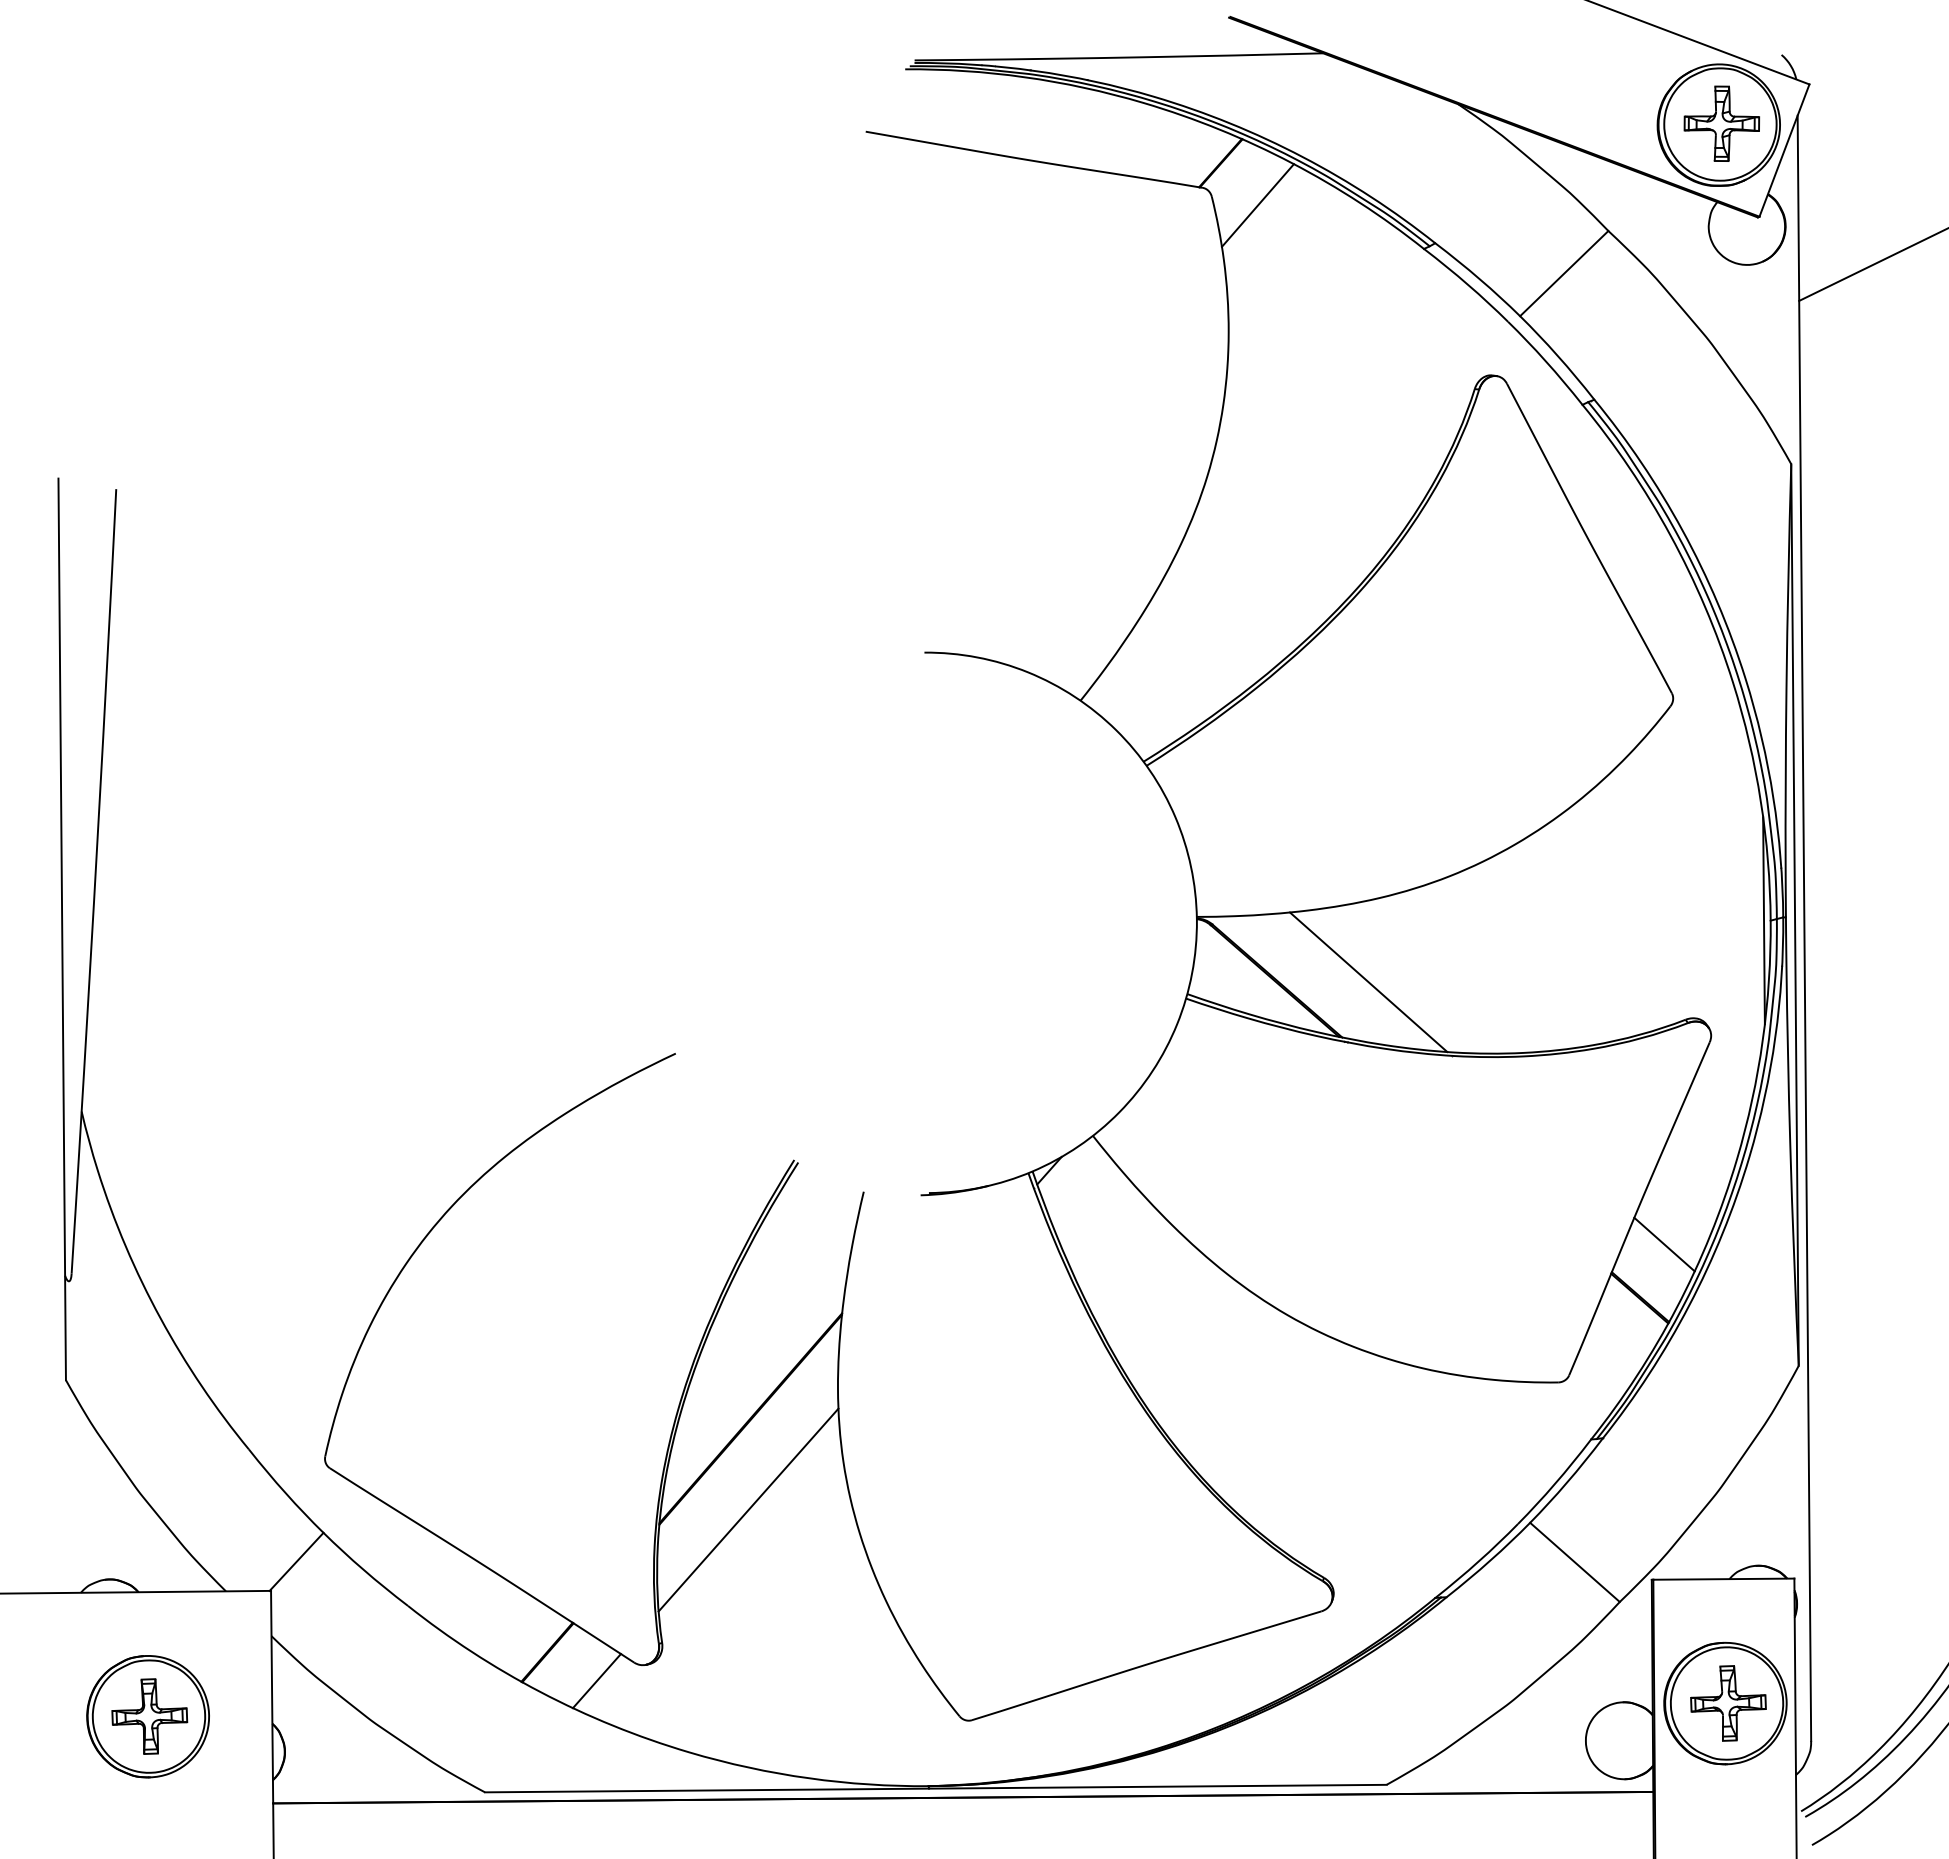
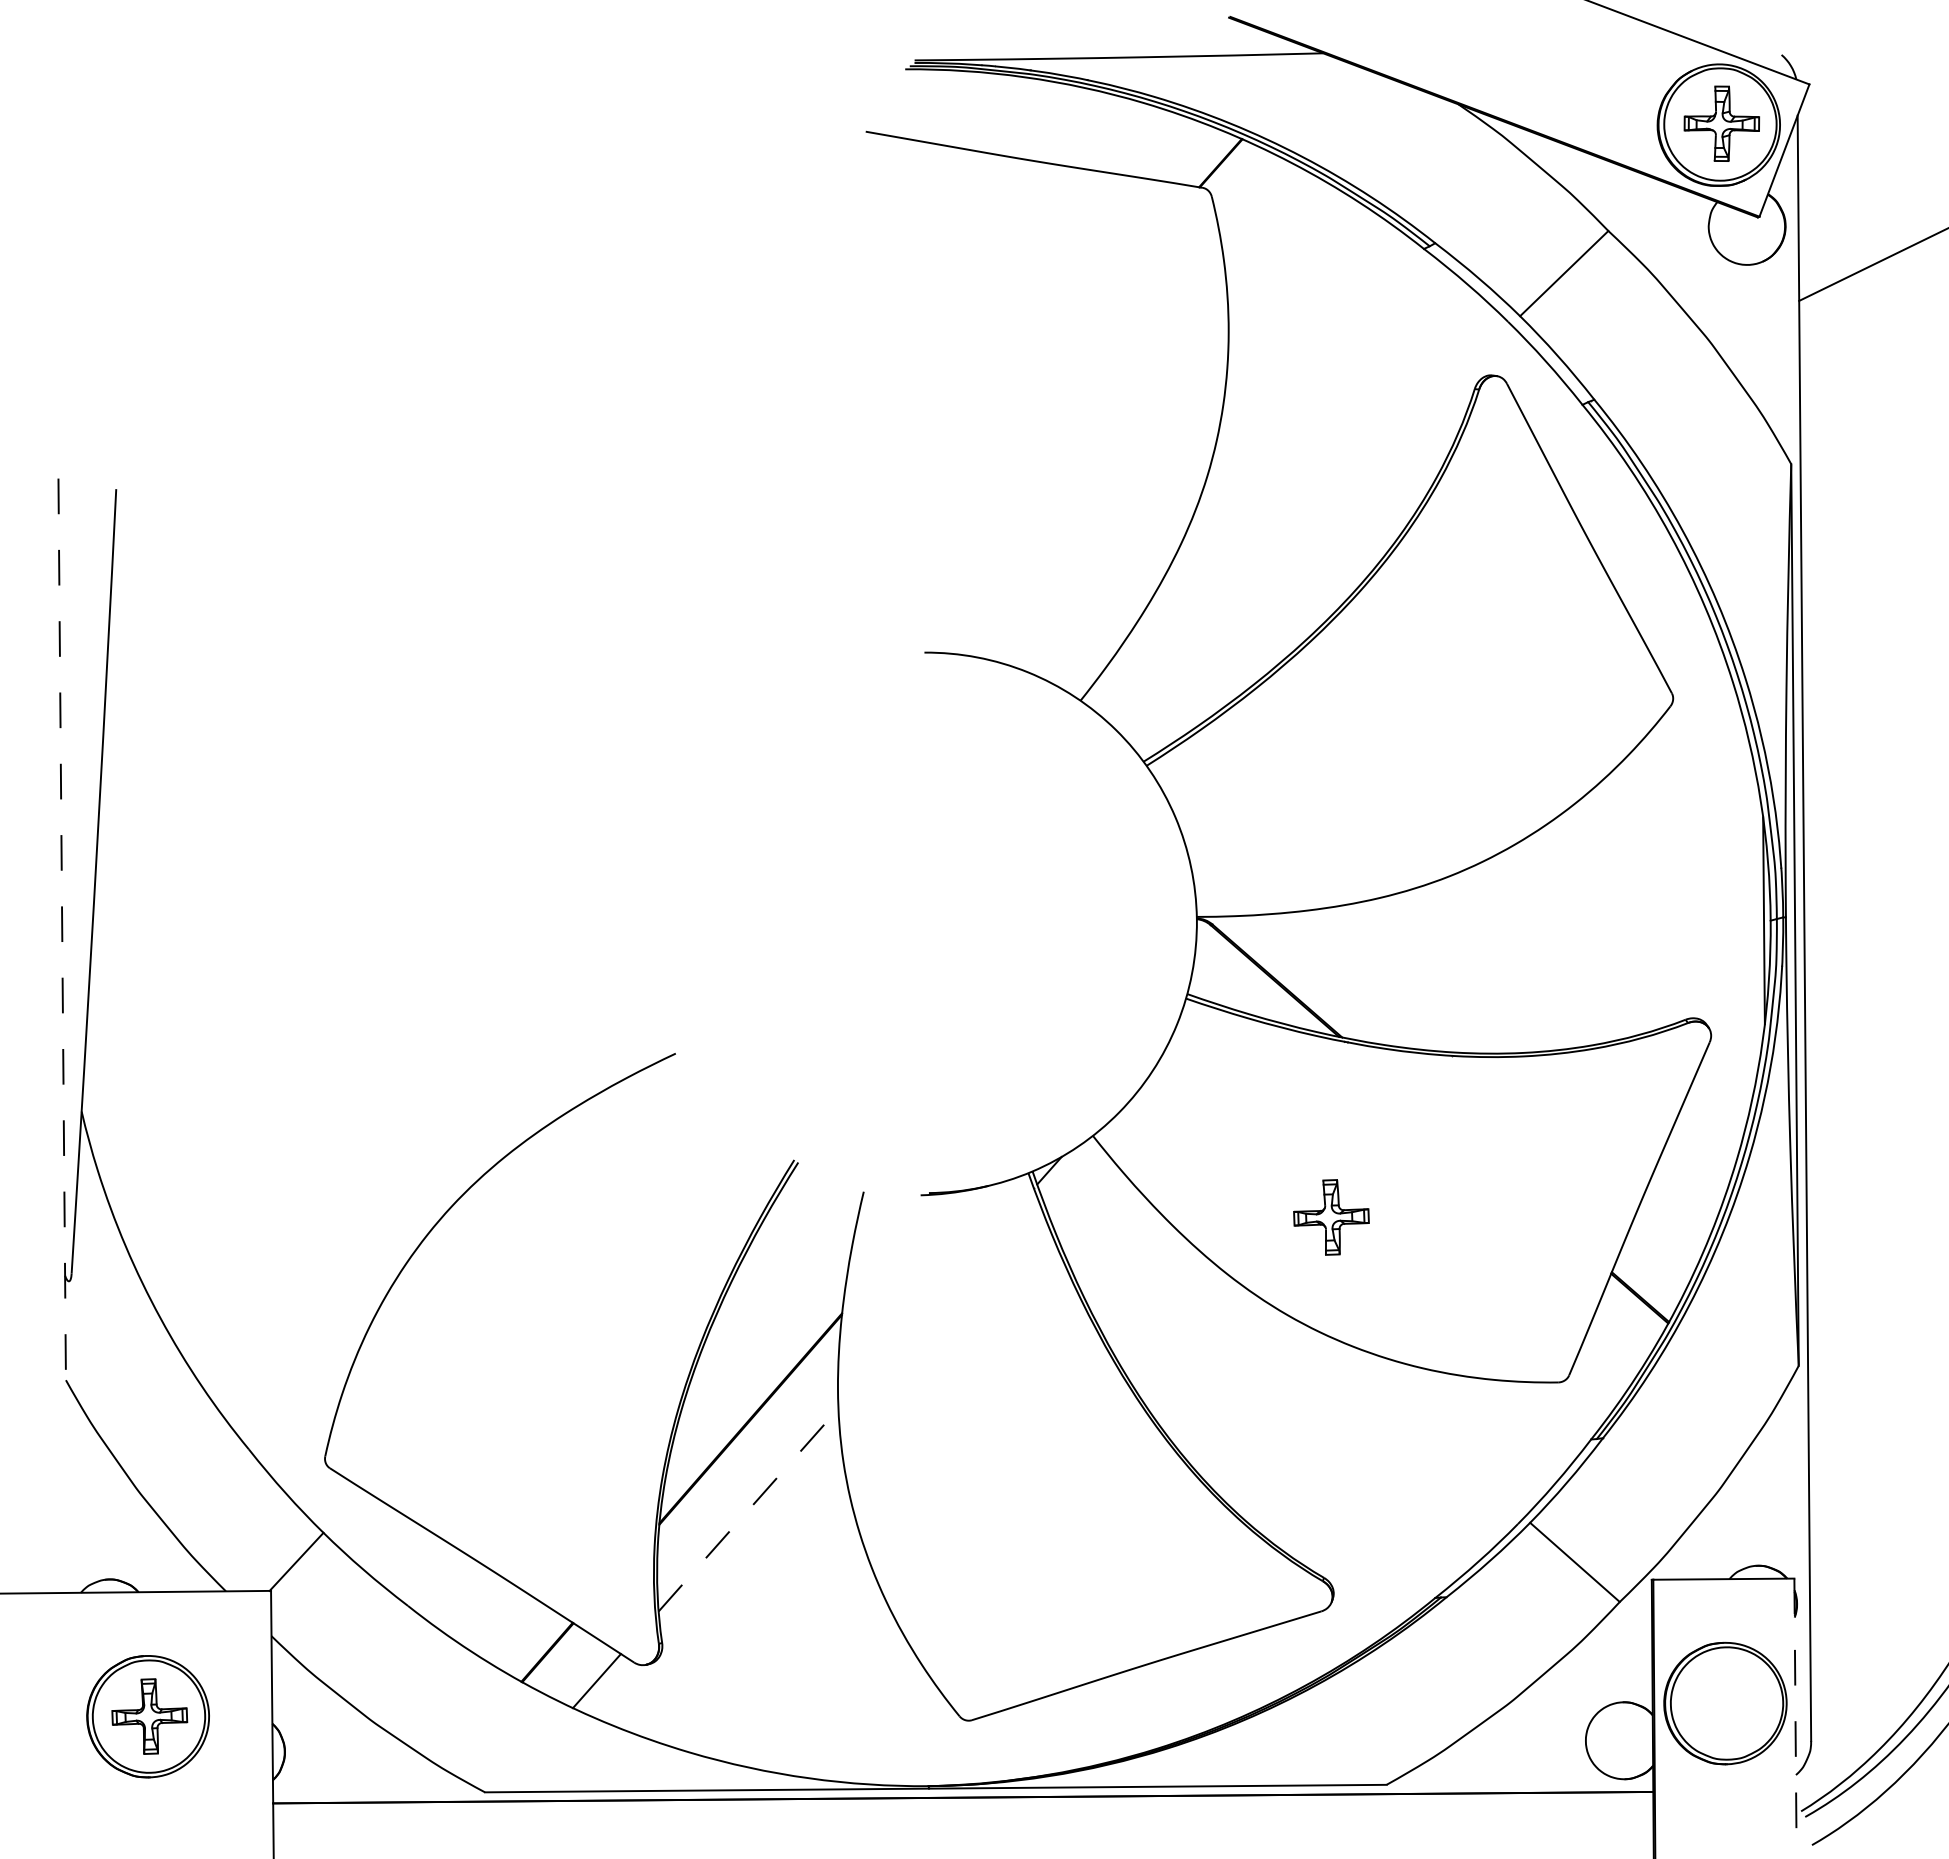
line: present -> none (1257, 205)
line: solid -> dashed (62, 929)
line: present -> none (1368, 982)
line: present -> none (1664, 1244)
line: solid -> dashed (748, 1510)
part position: (1728, 1703) -> (1331, 1217) (1331, 1217)
line: solid -> dashed (1795, 1718)
